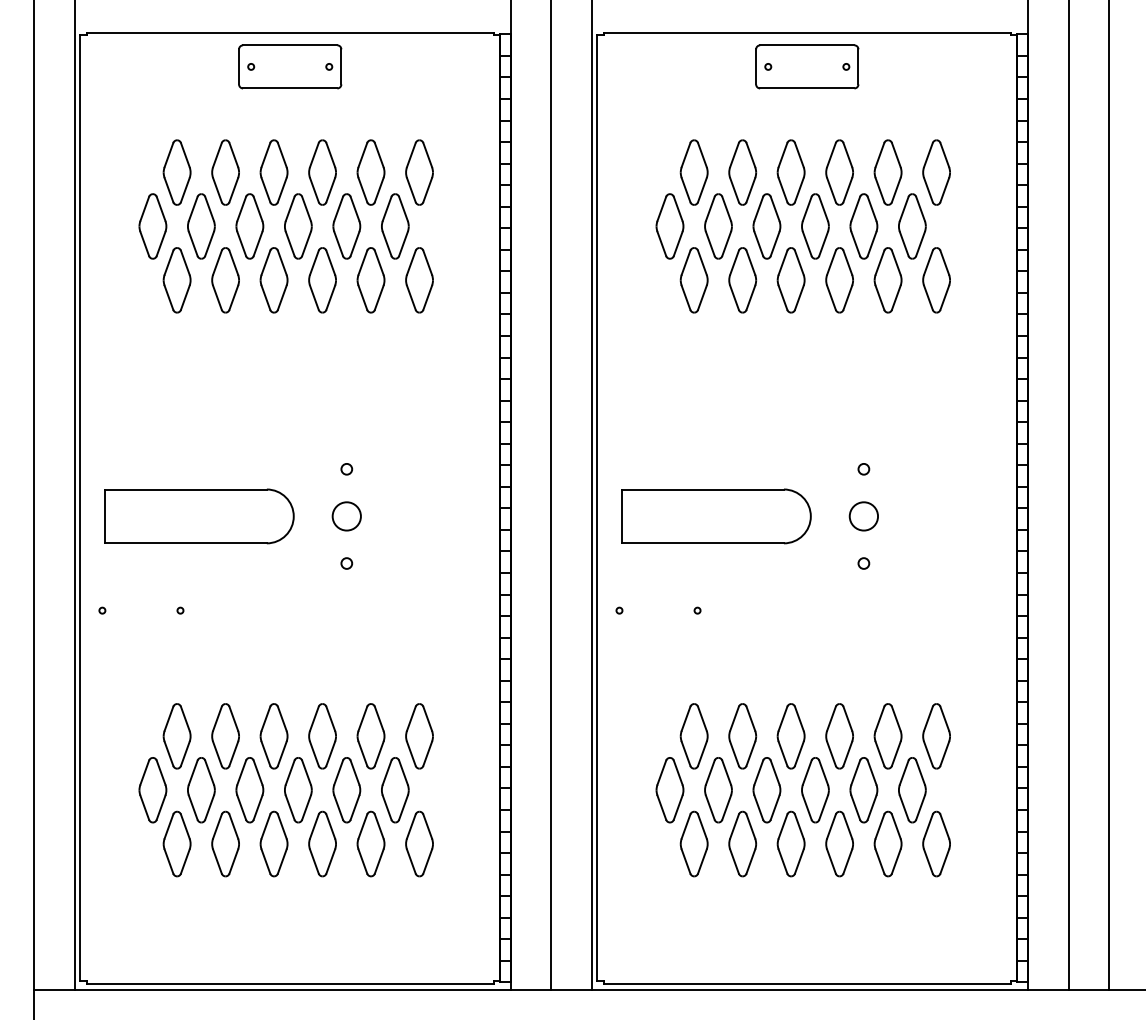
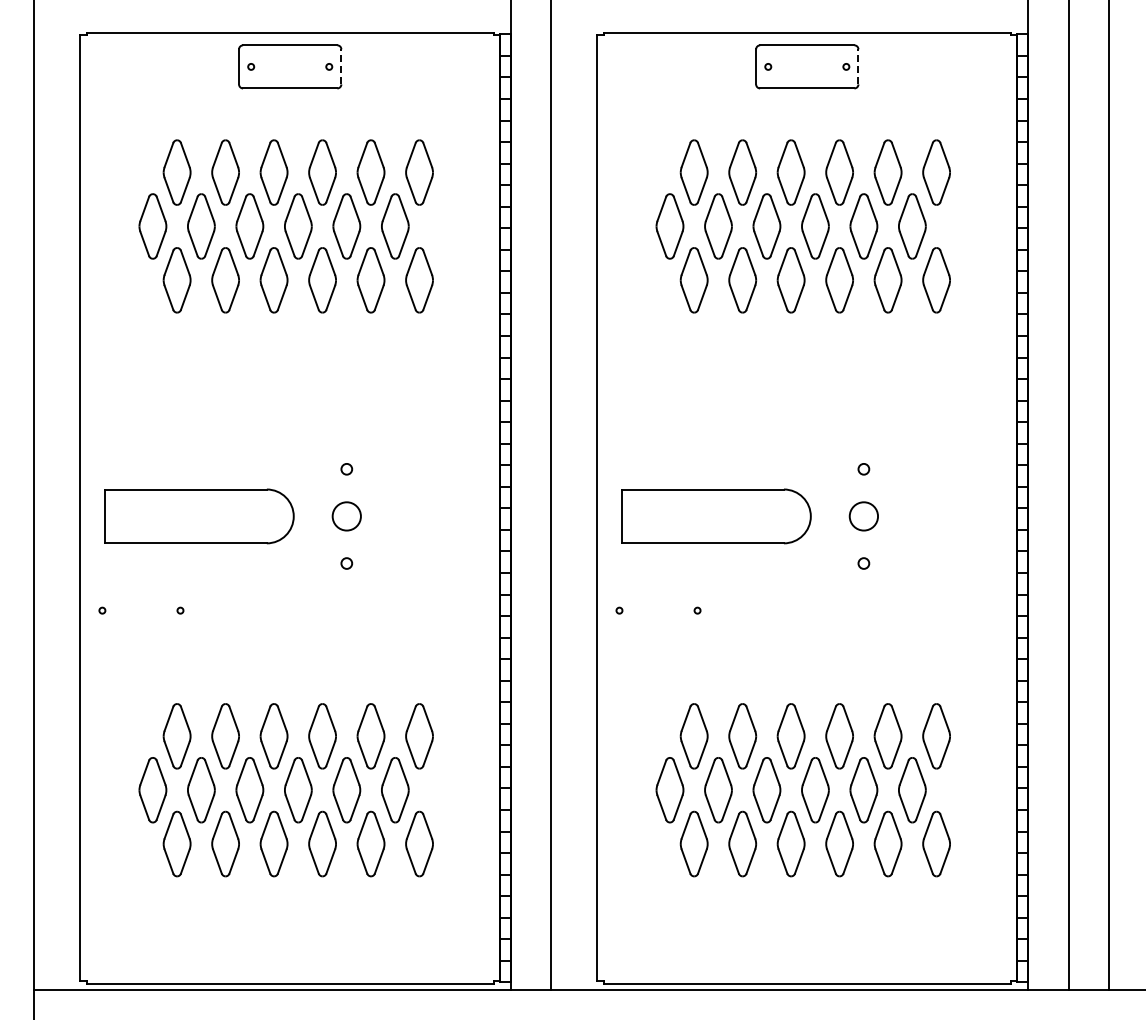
line: solid -> dashed (341, 66)
line: solid -> dashed (858, 66)
line: present -> none (74, 495)
line: present -> none (591, 495)
